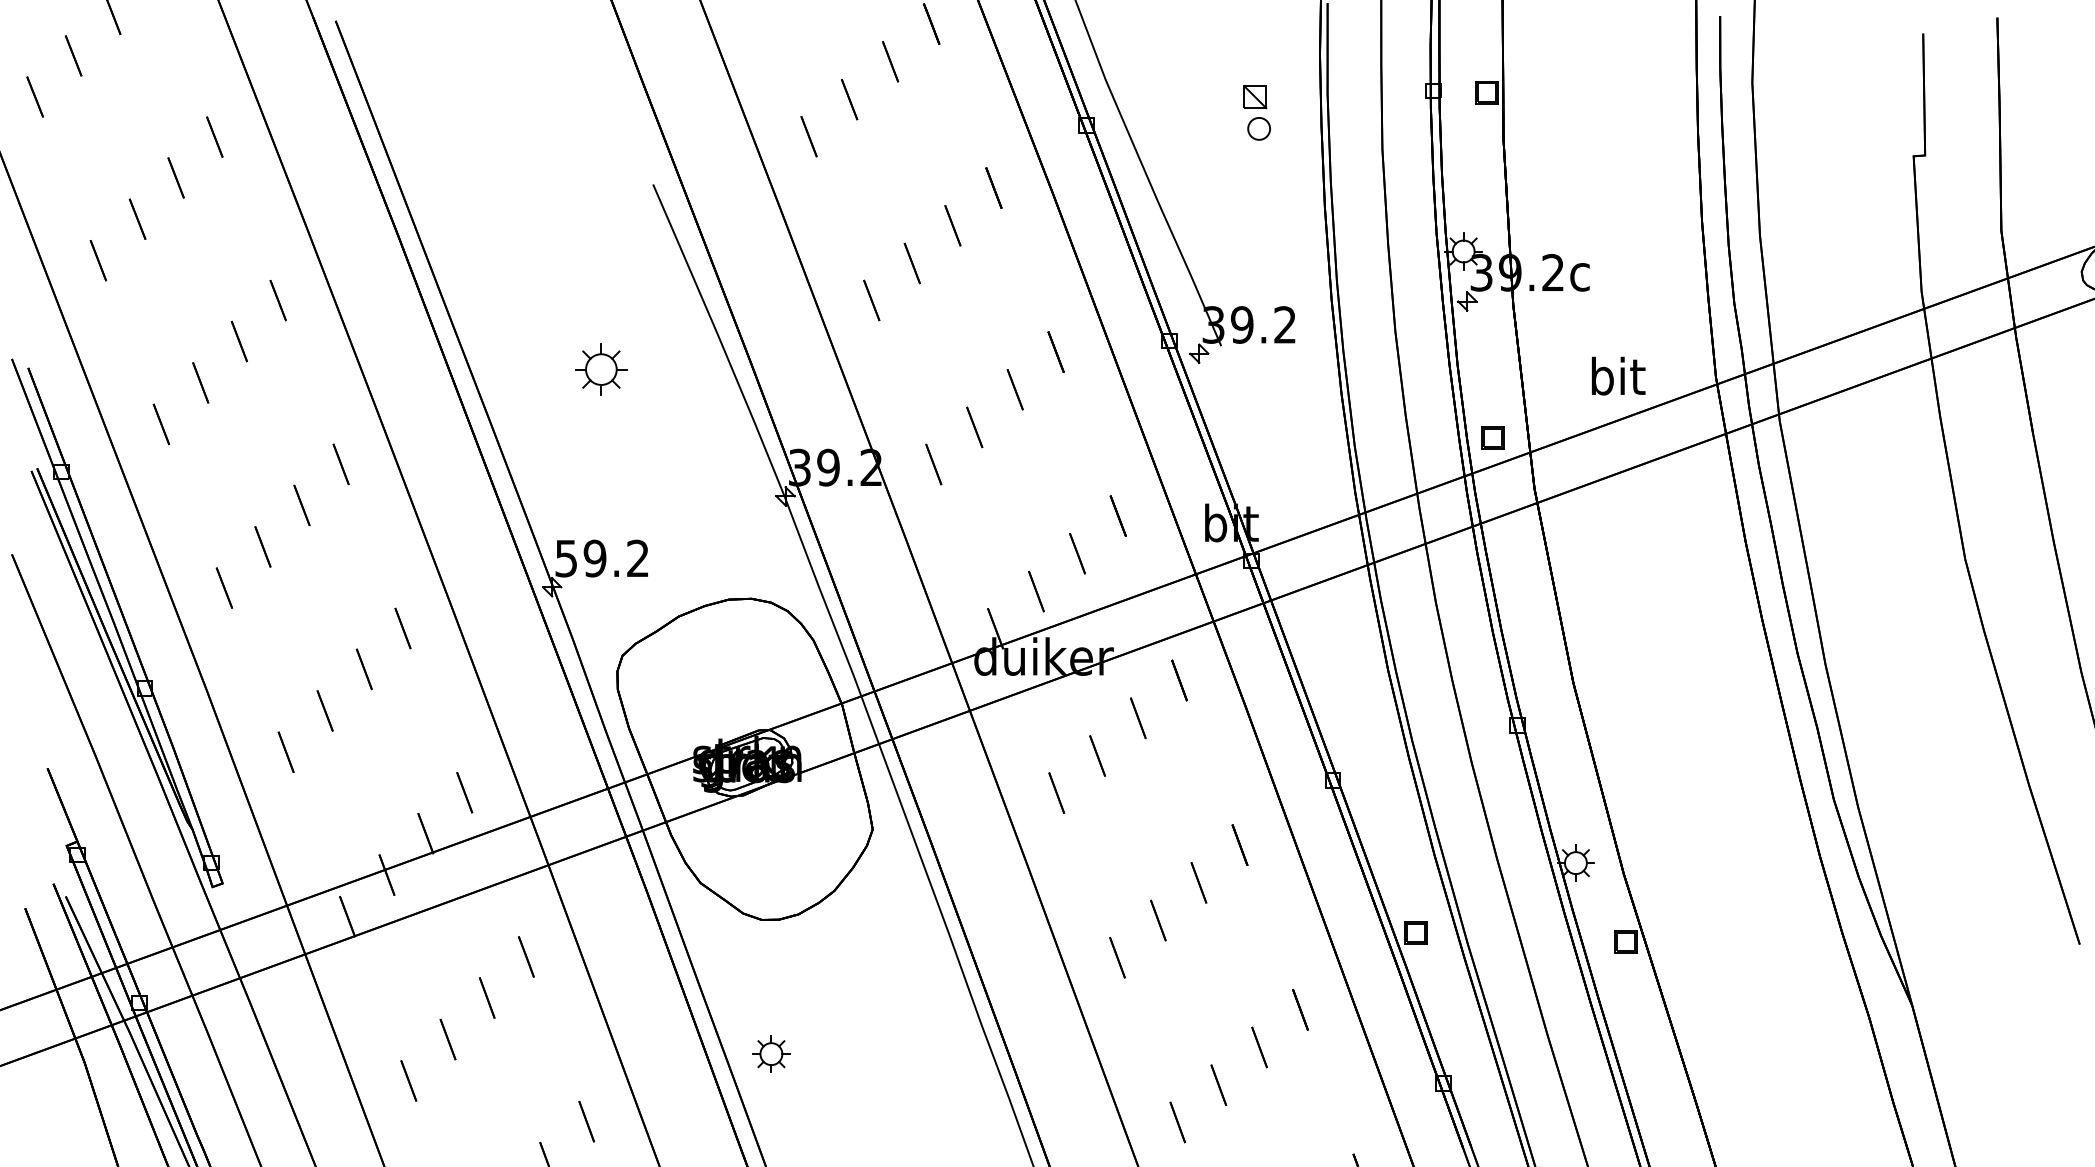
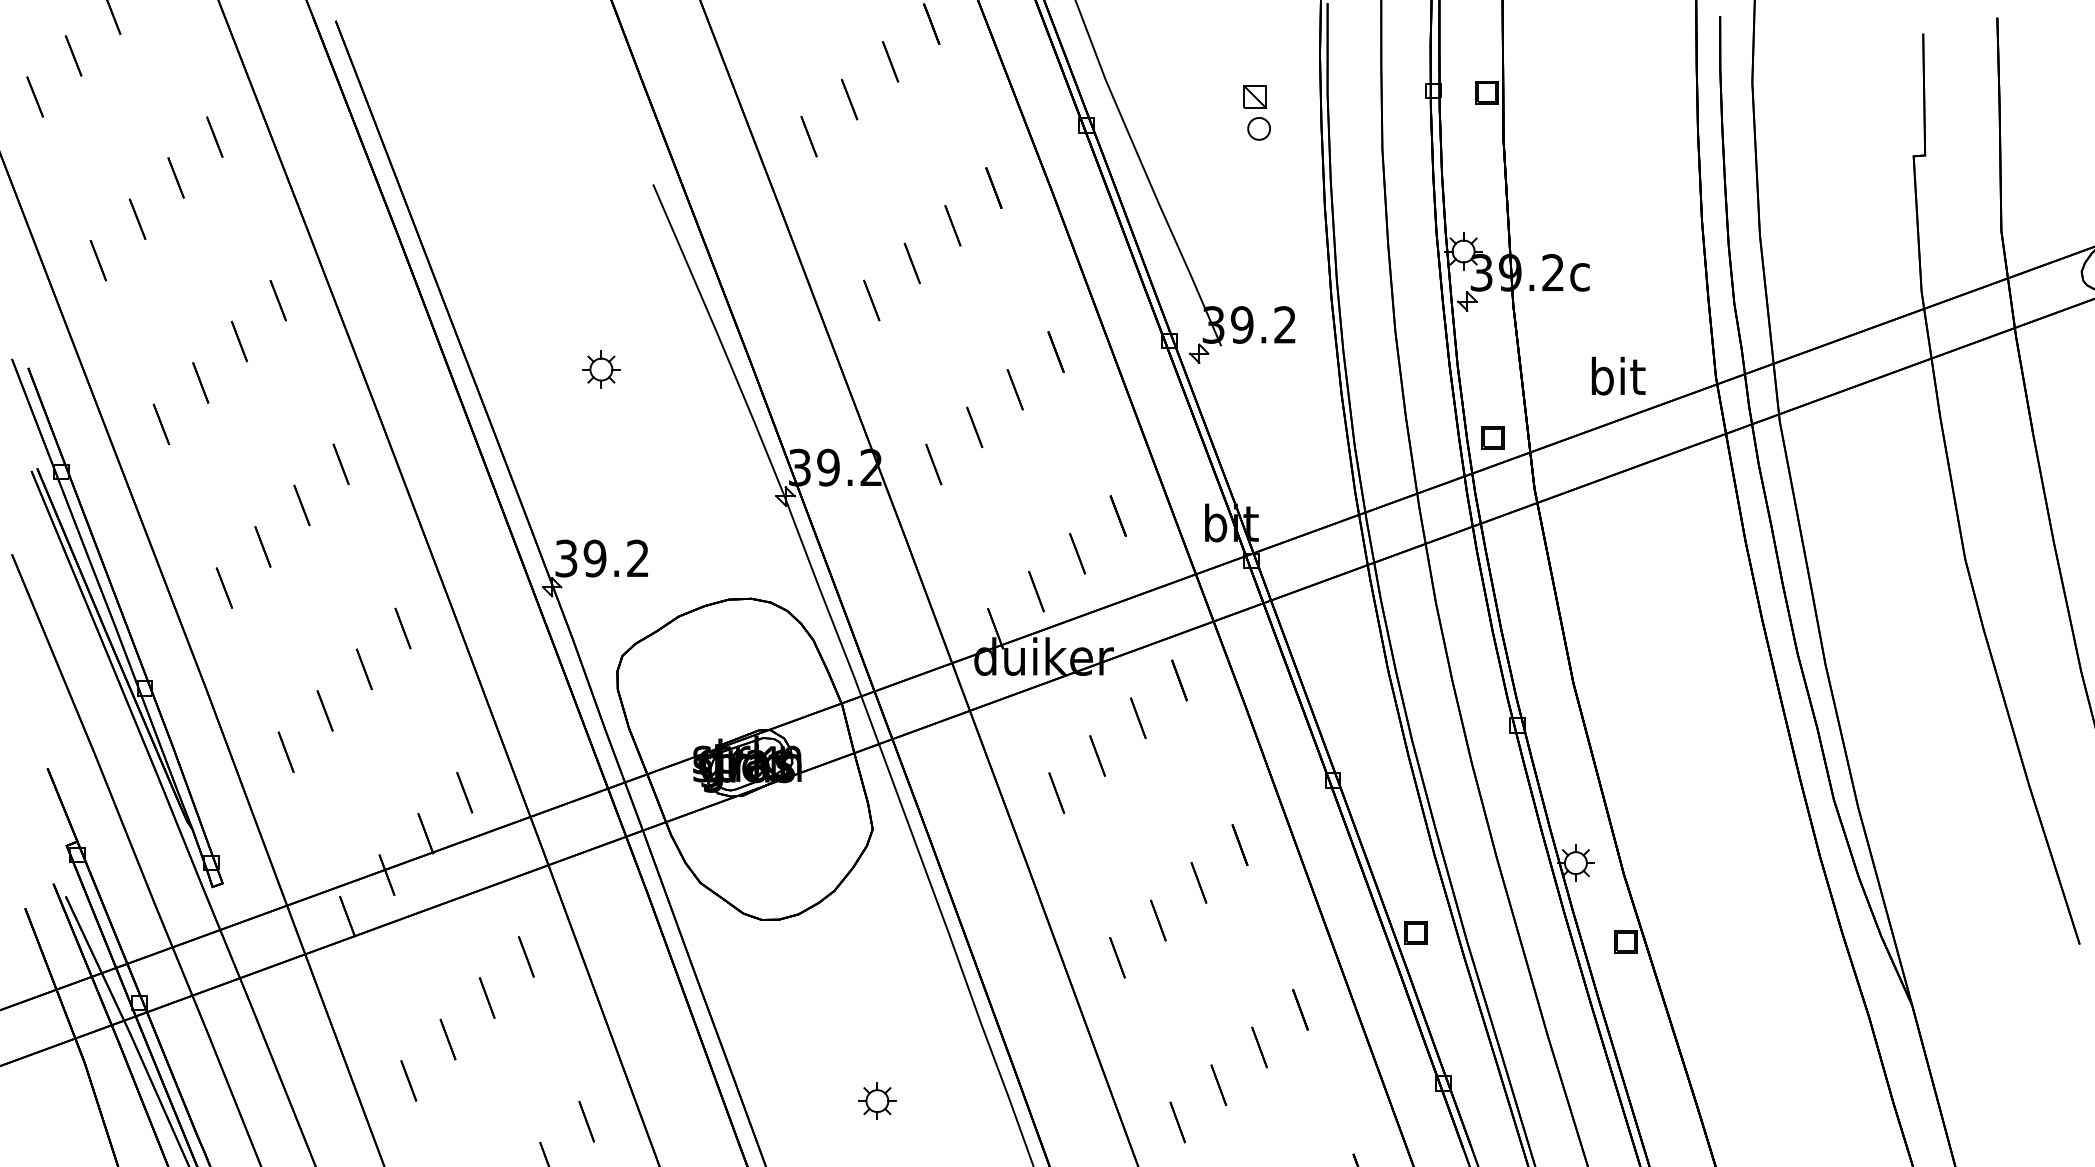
part size: 53x53 px -> 39x39 px (601, 369)
text: 59.2 -> 39.2 (566, 557)
part position: (771, 1053) -> (877, 1100) (877, 1100)
